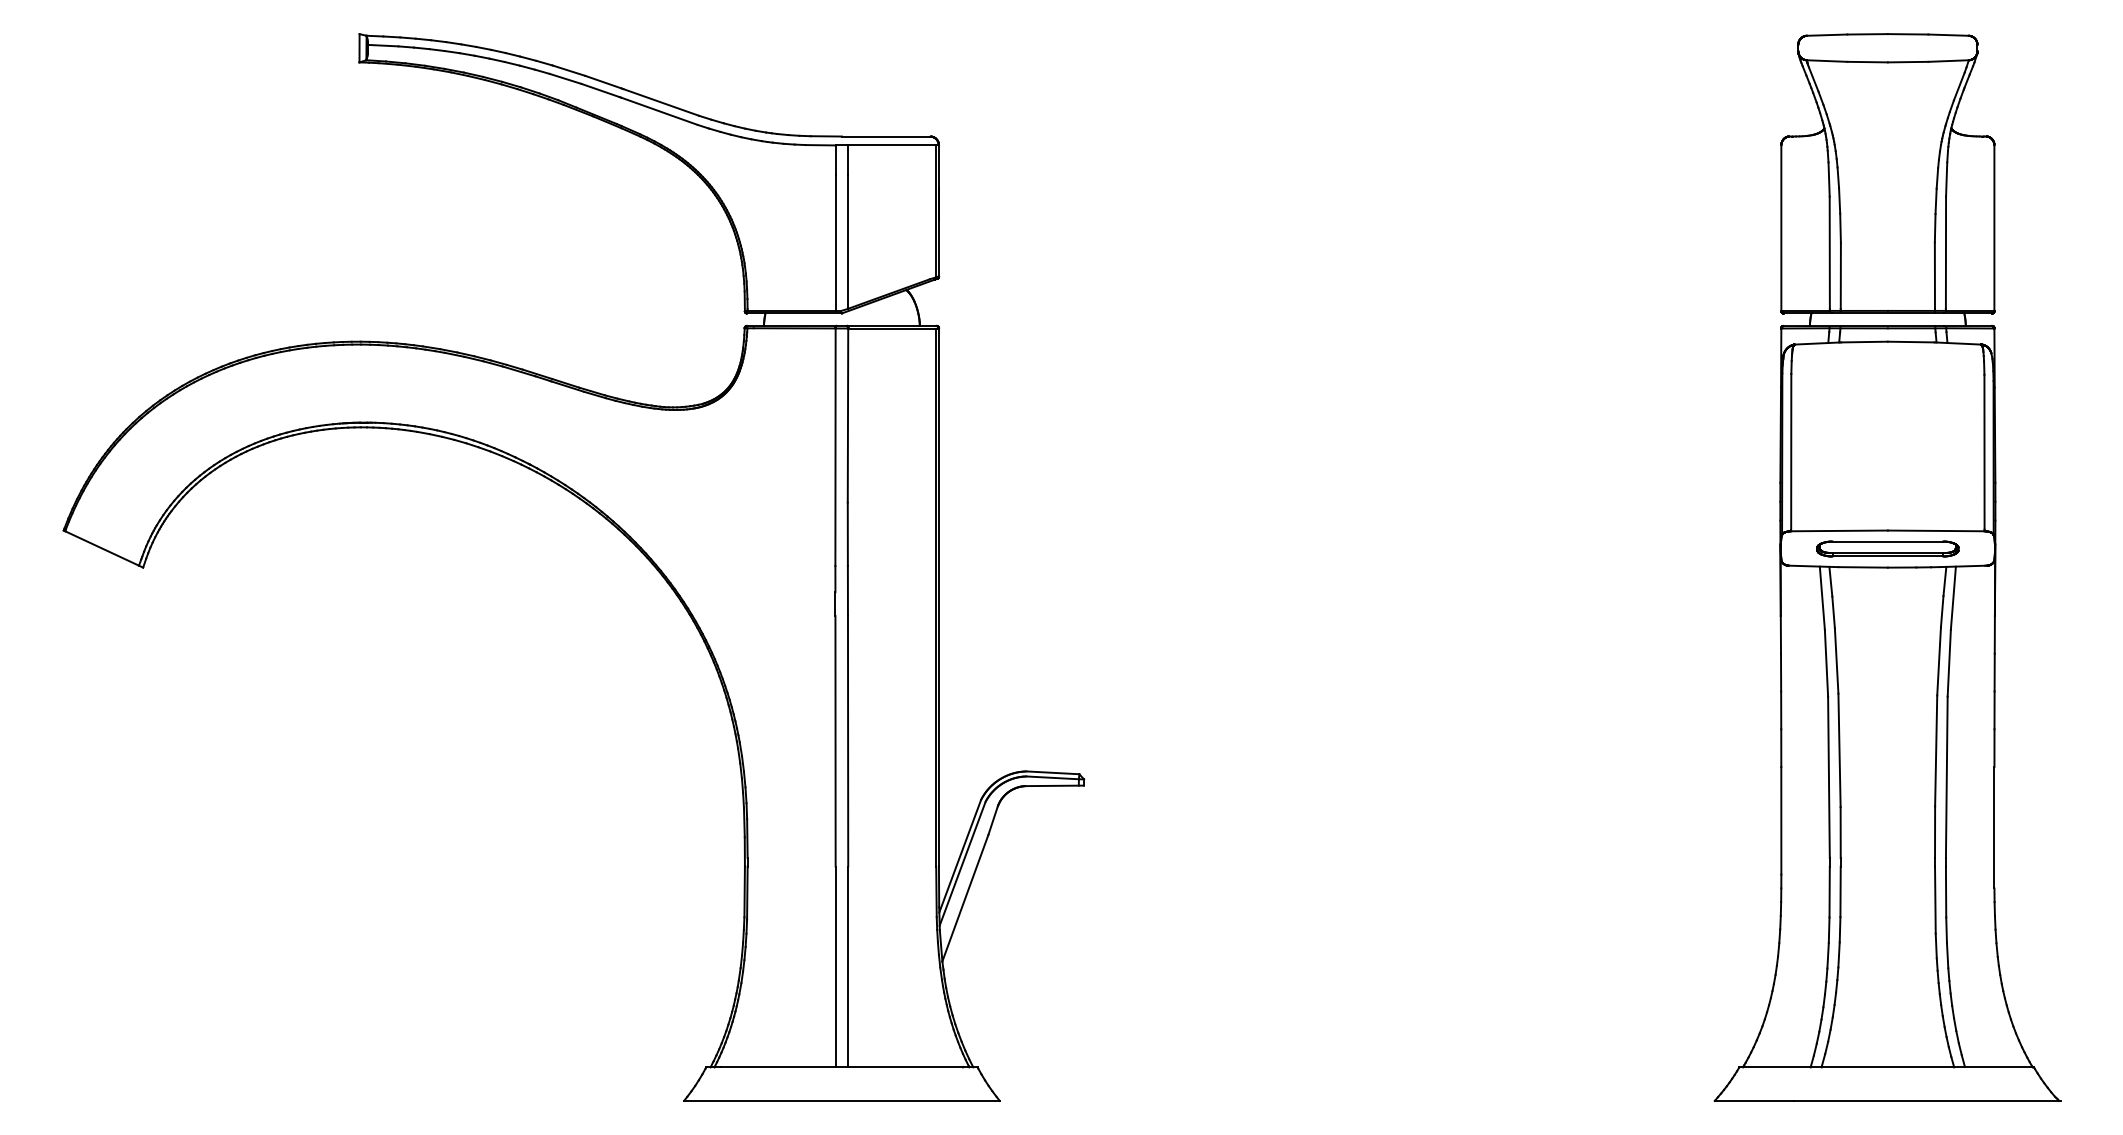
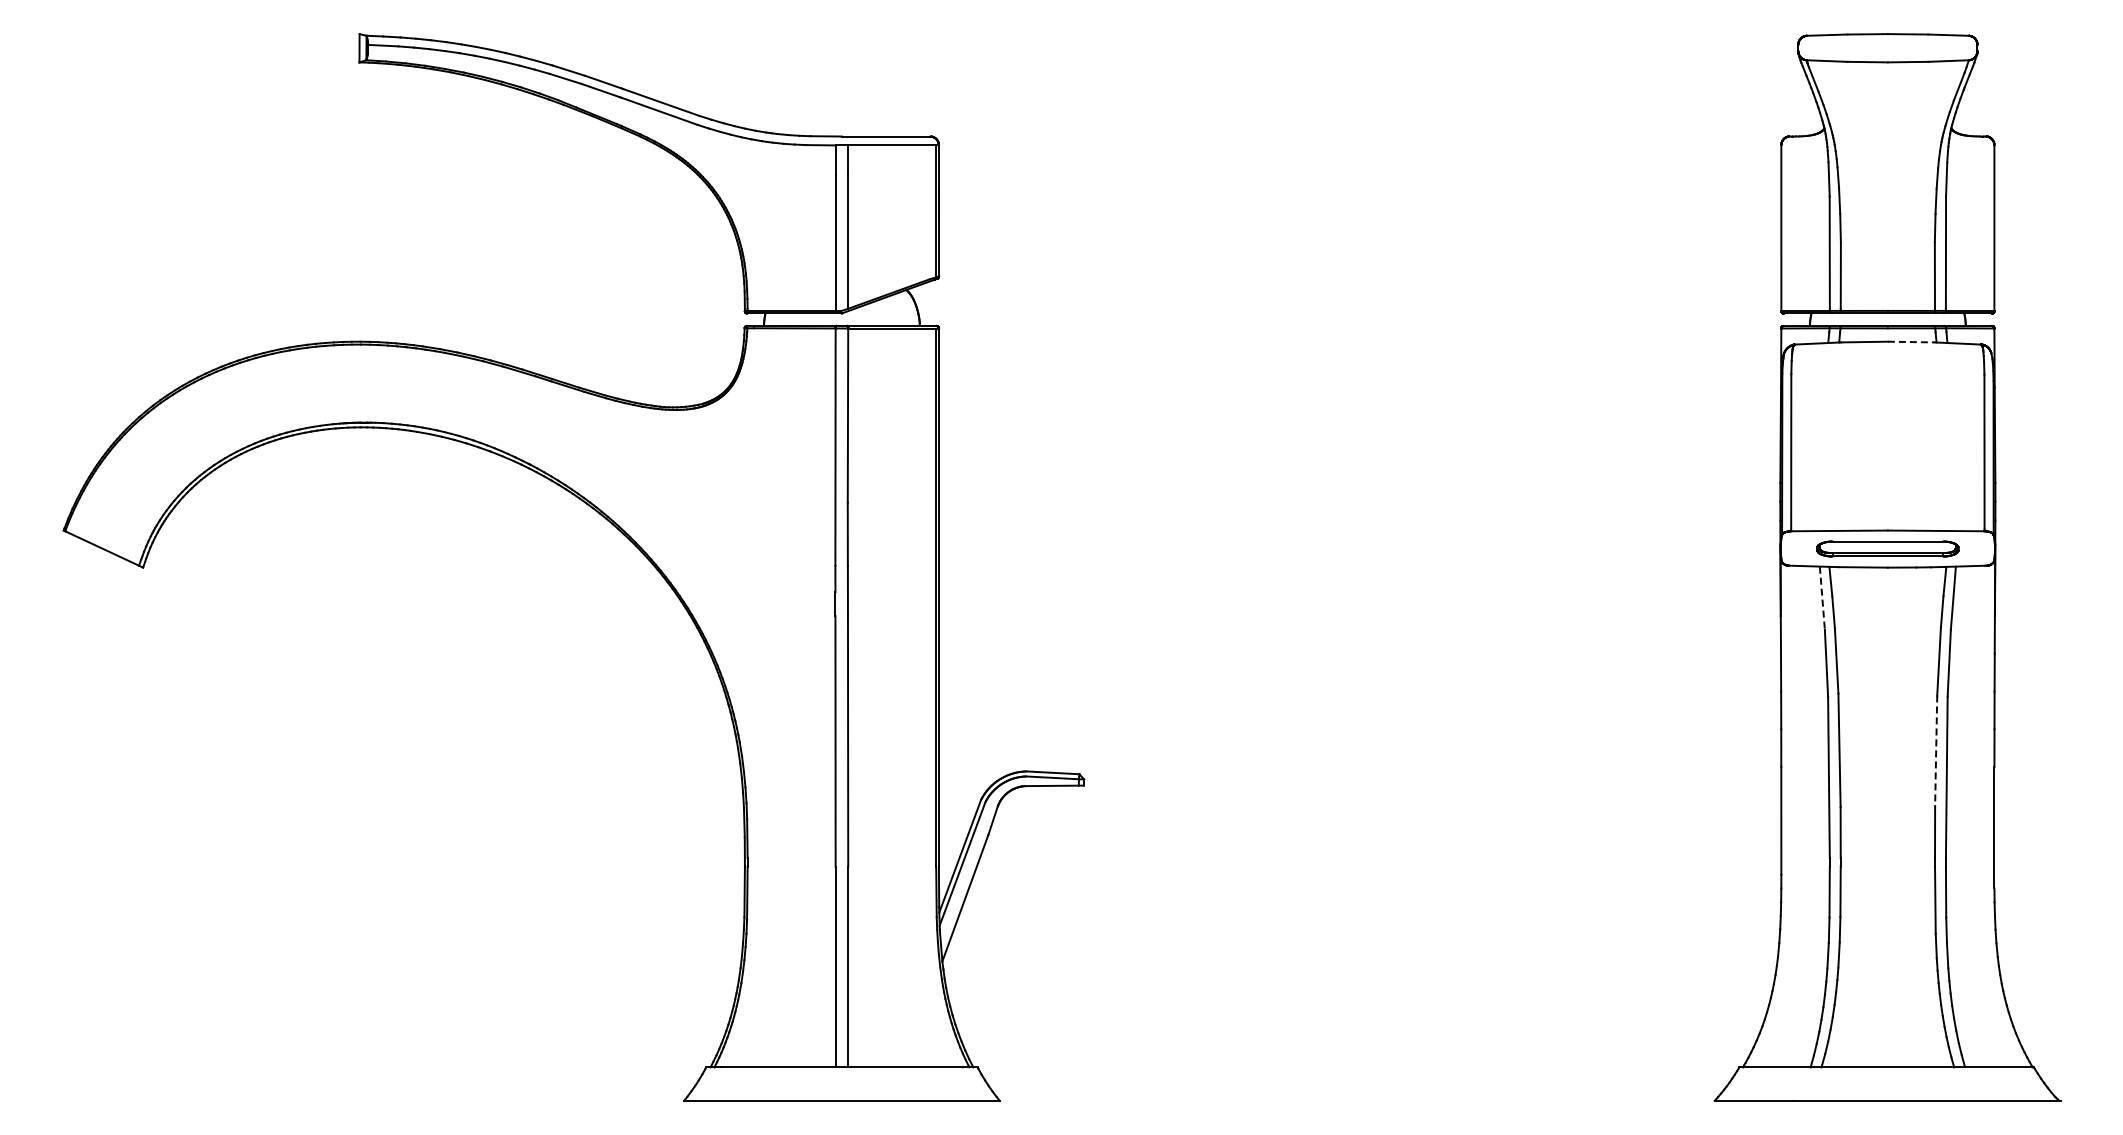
line: solid -> dashed (1911, 342)
line: solid -> dashed (1822, 598)
line: solid -> dashed (1936, 751)
